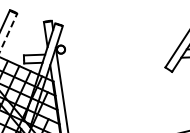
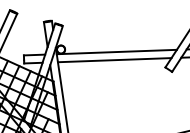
line: dashed -> solid (9, 31)
line: none -> present (116, 51)
line: none -> present (114, 60)
